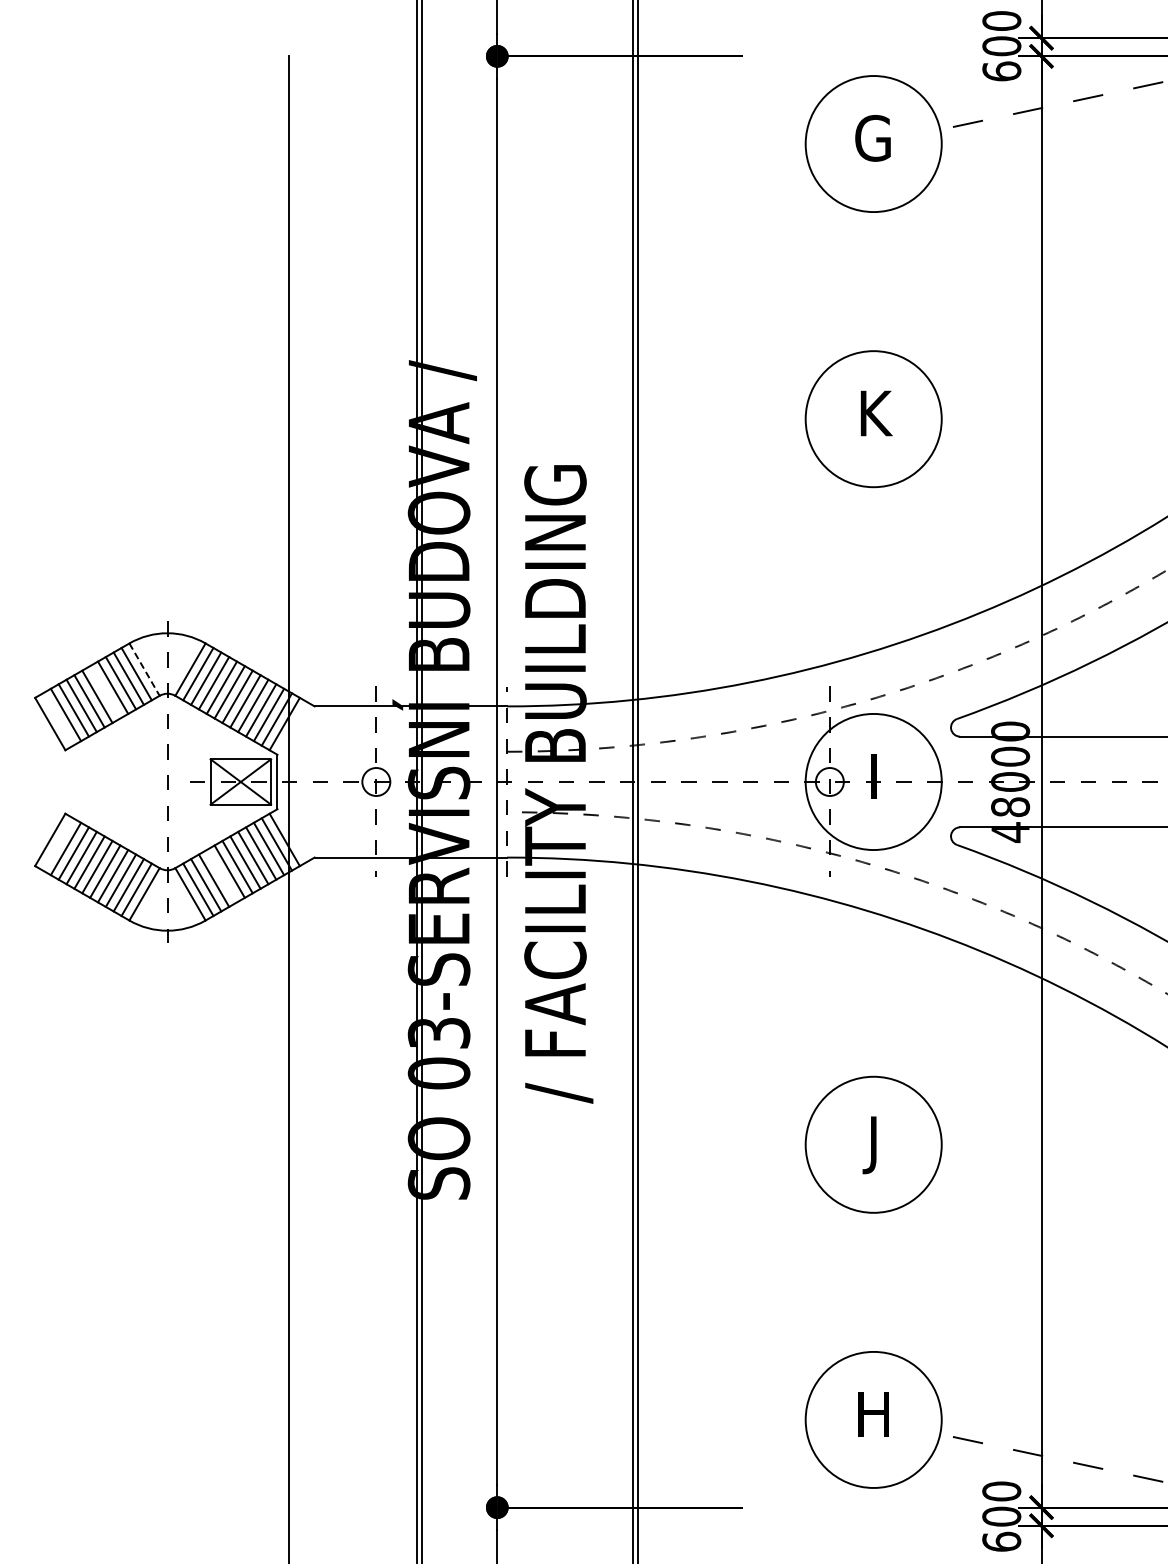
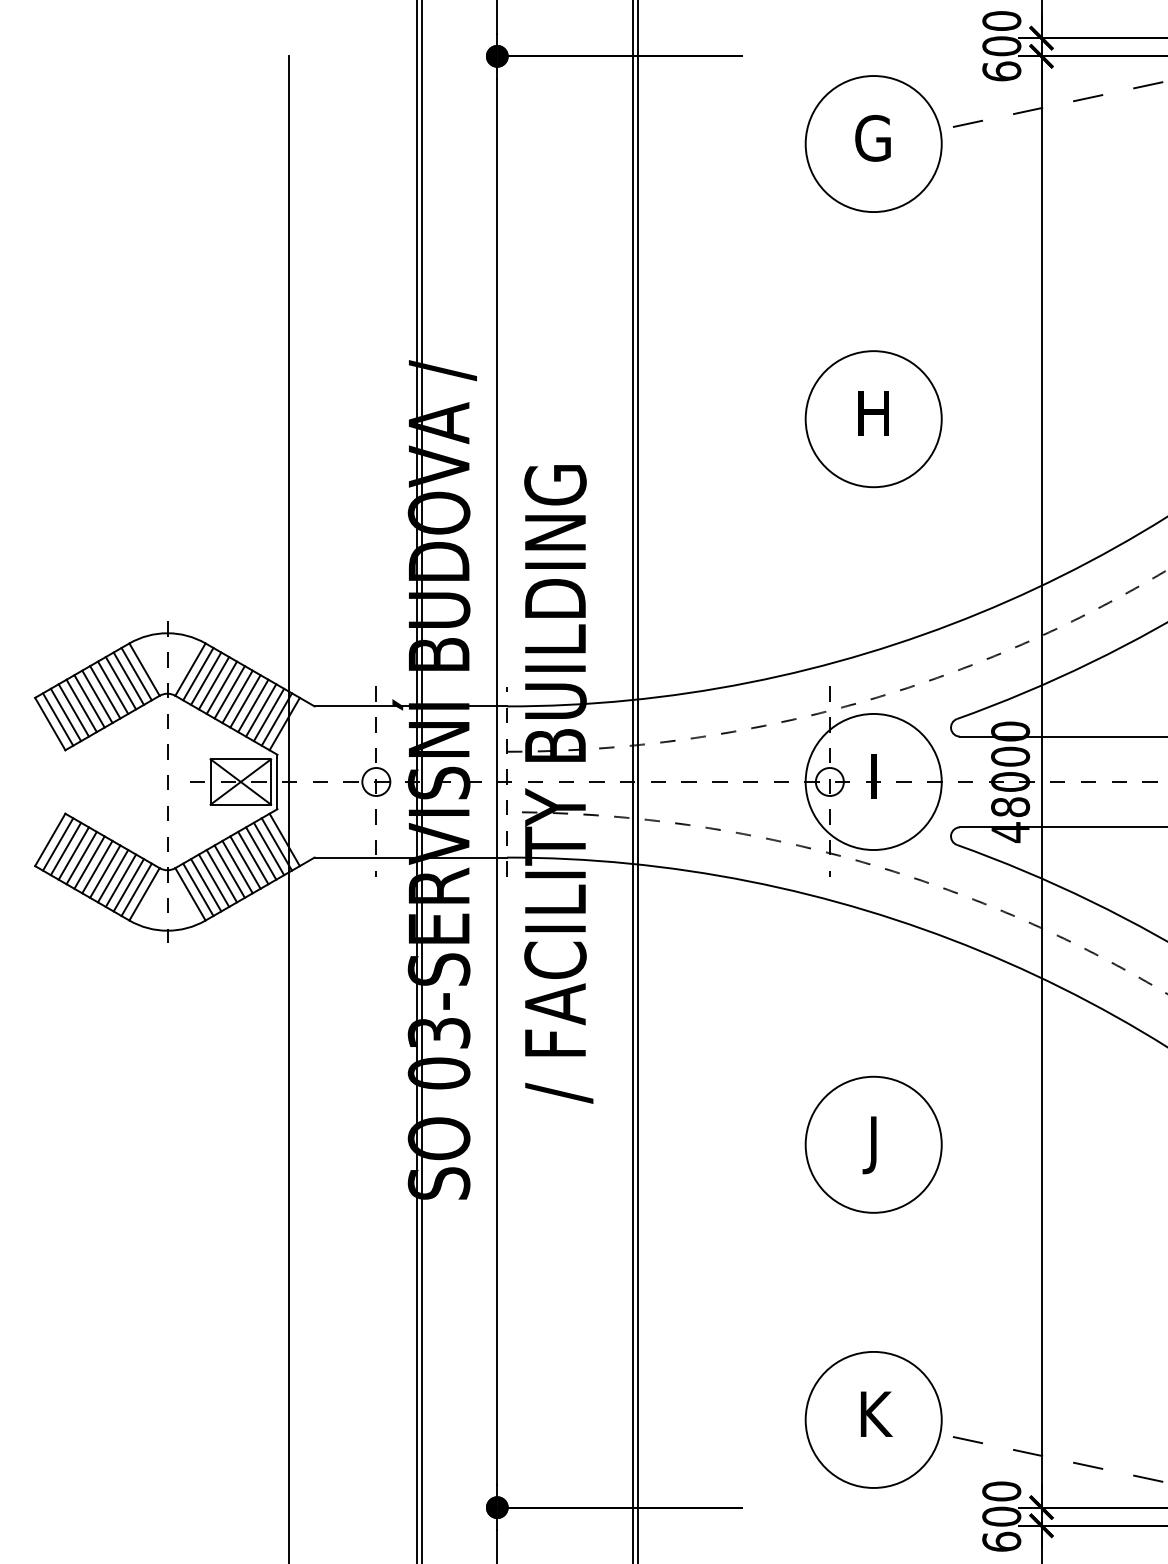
text: K -> H (875, 413)
line: dashed -> solid (144, 670)
line: none -> present (105, 692)
line: none -> present (58, 719)
line: none -> present (58, 844)
line: none -> present (221, 876)
text: H -> K (875, 1413)
